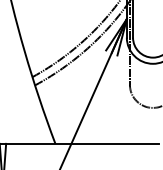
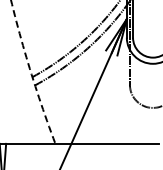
arc: solid -> dashed (31, 72)
